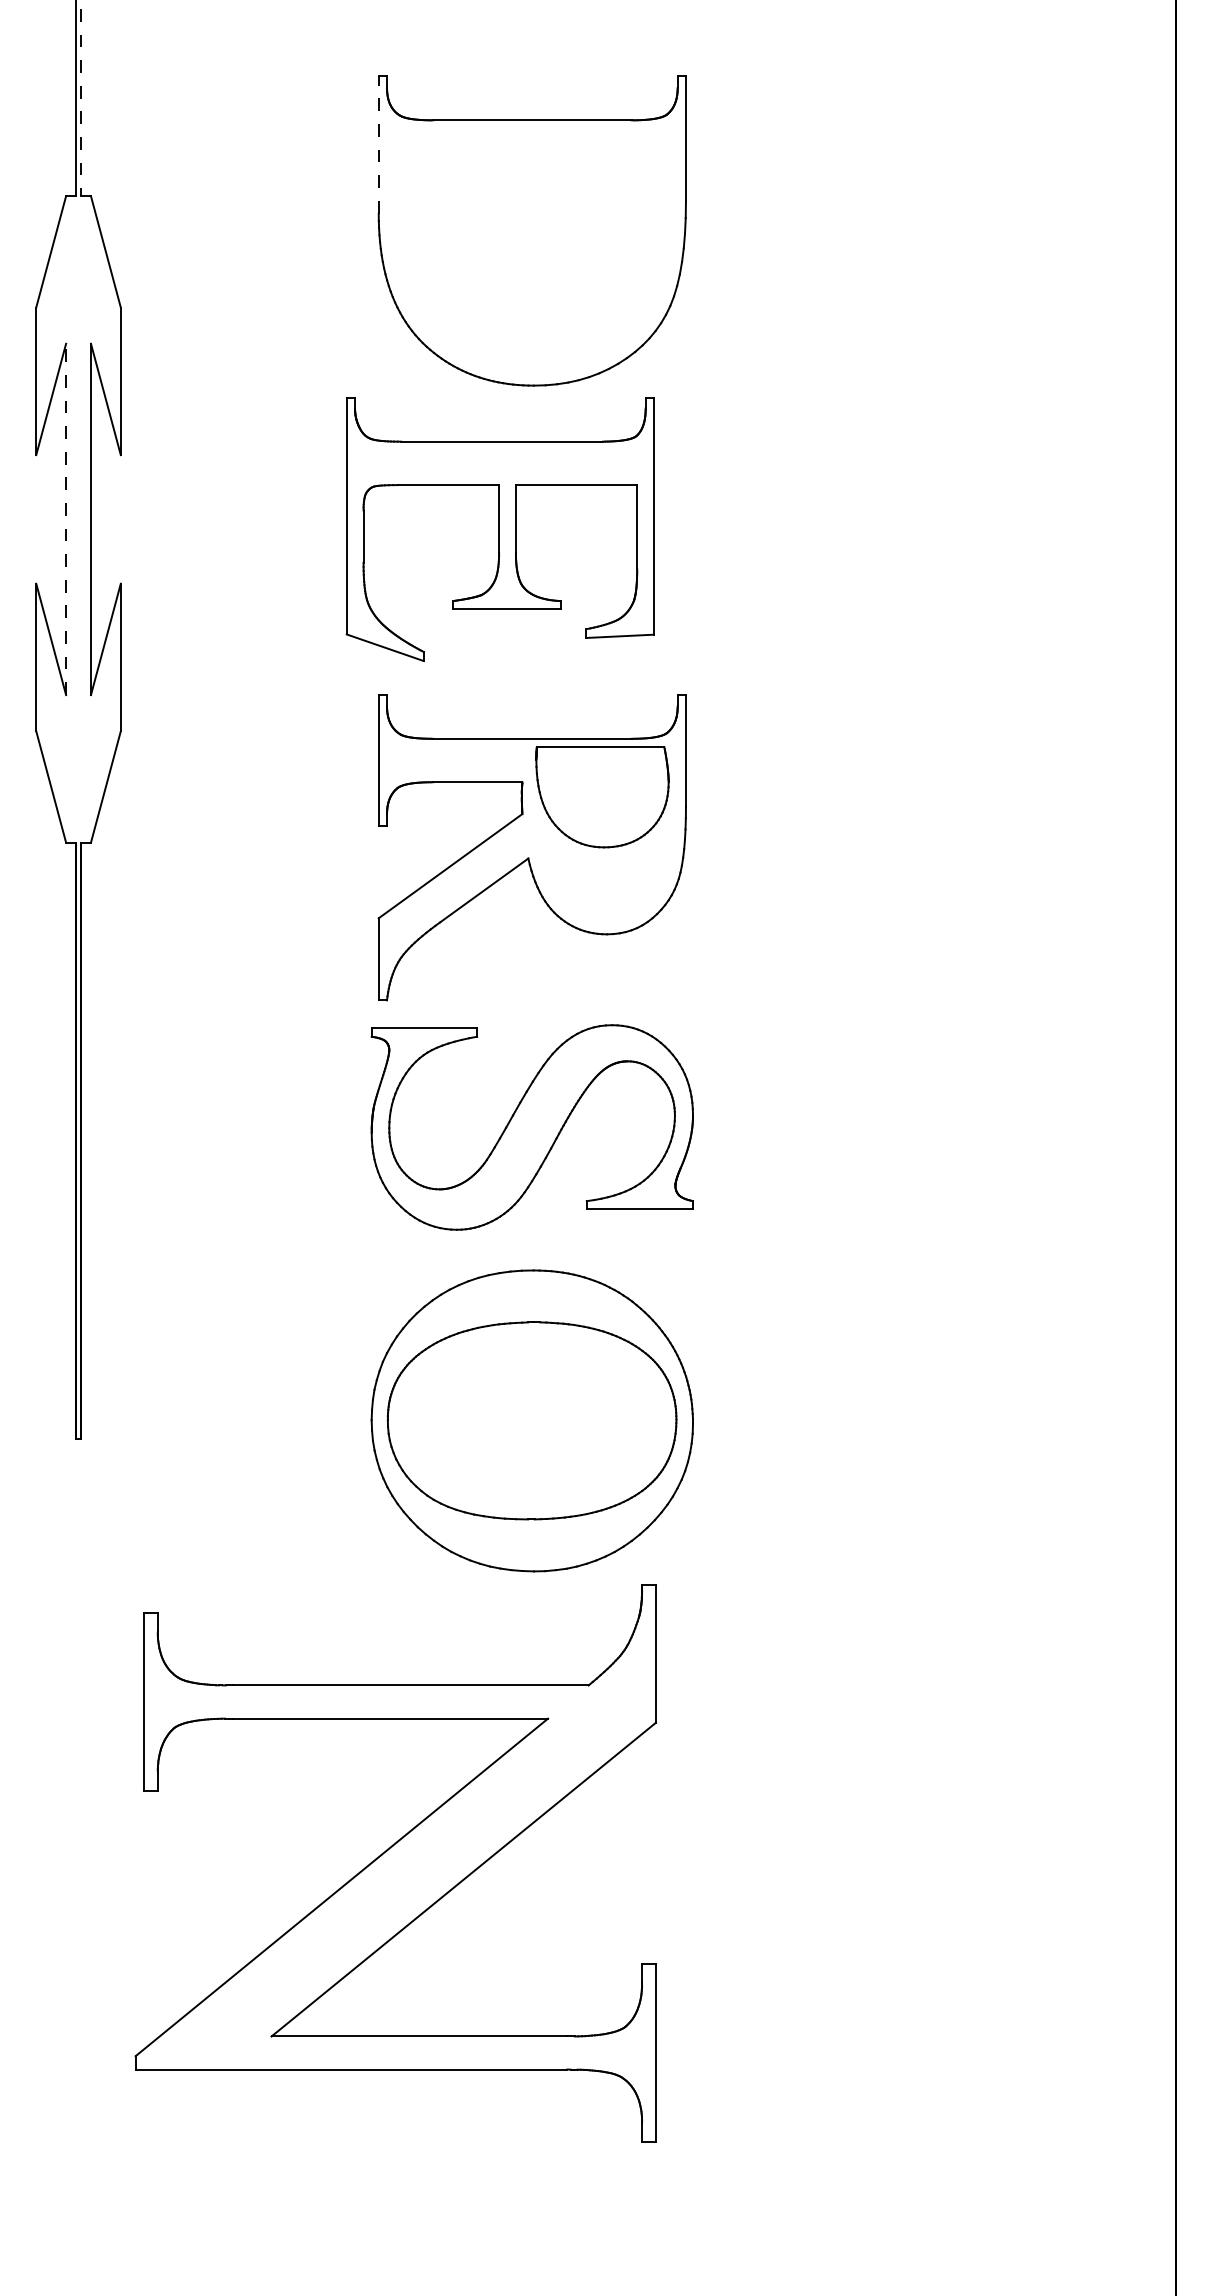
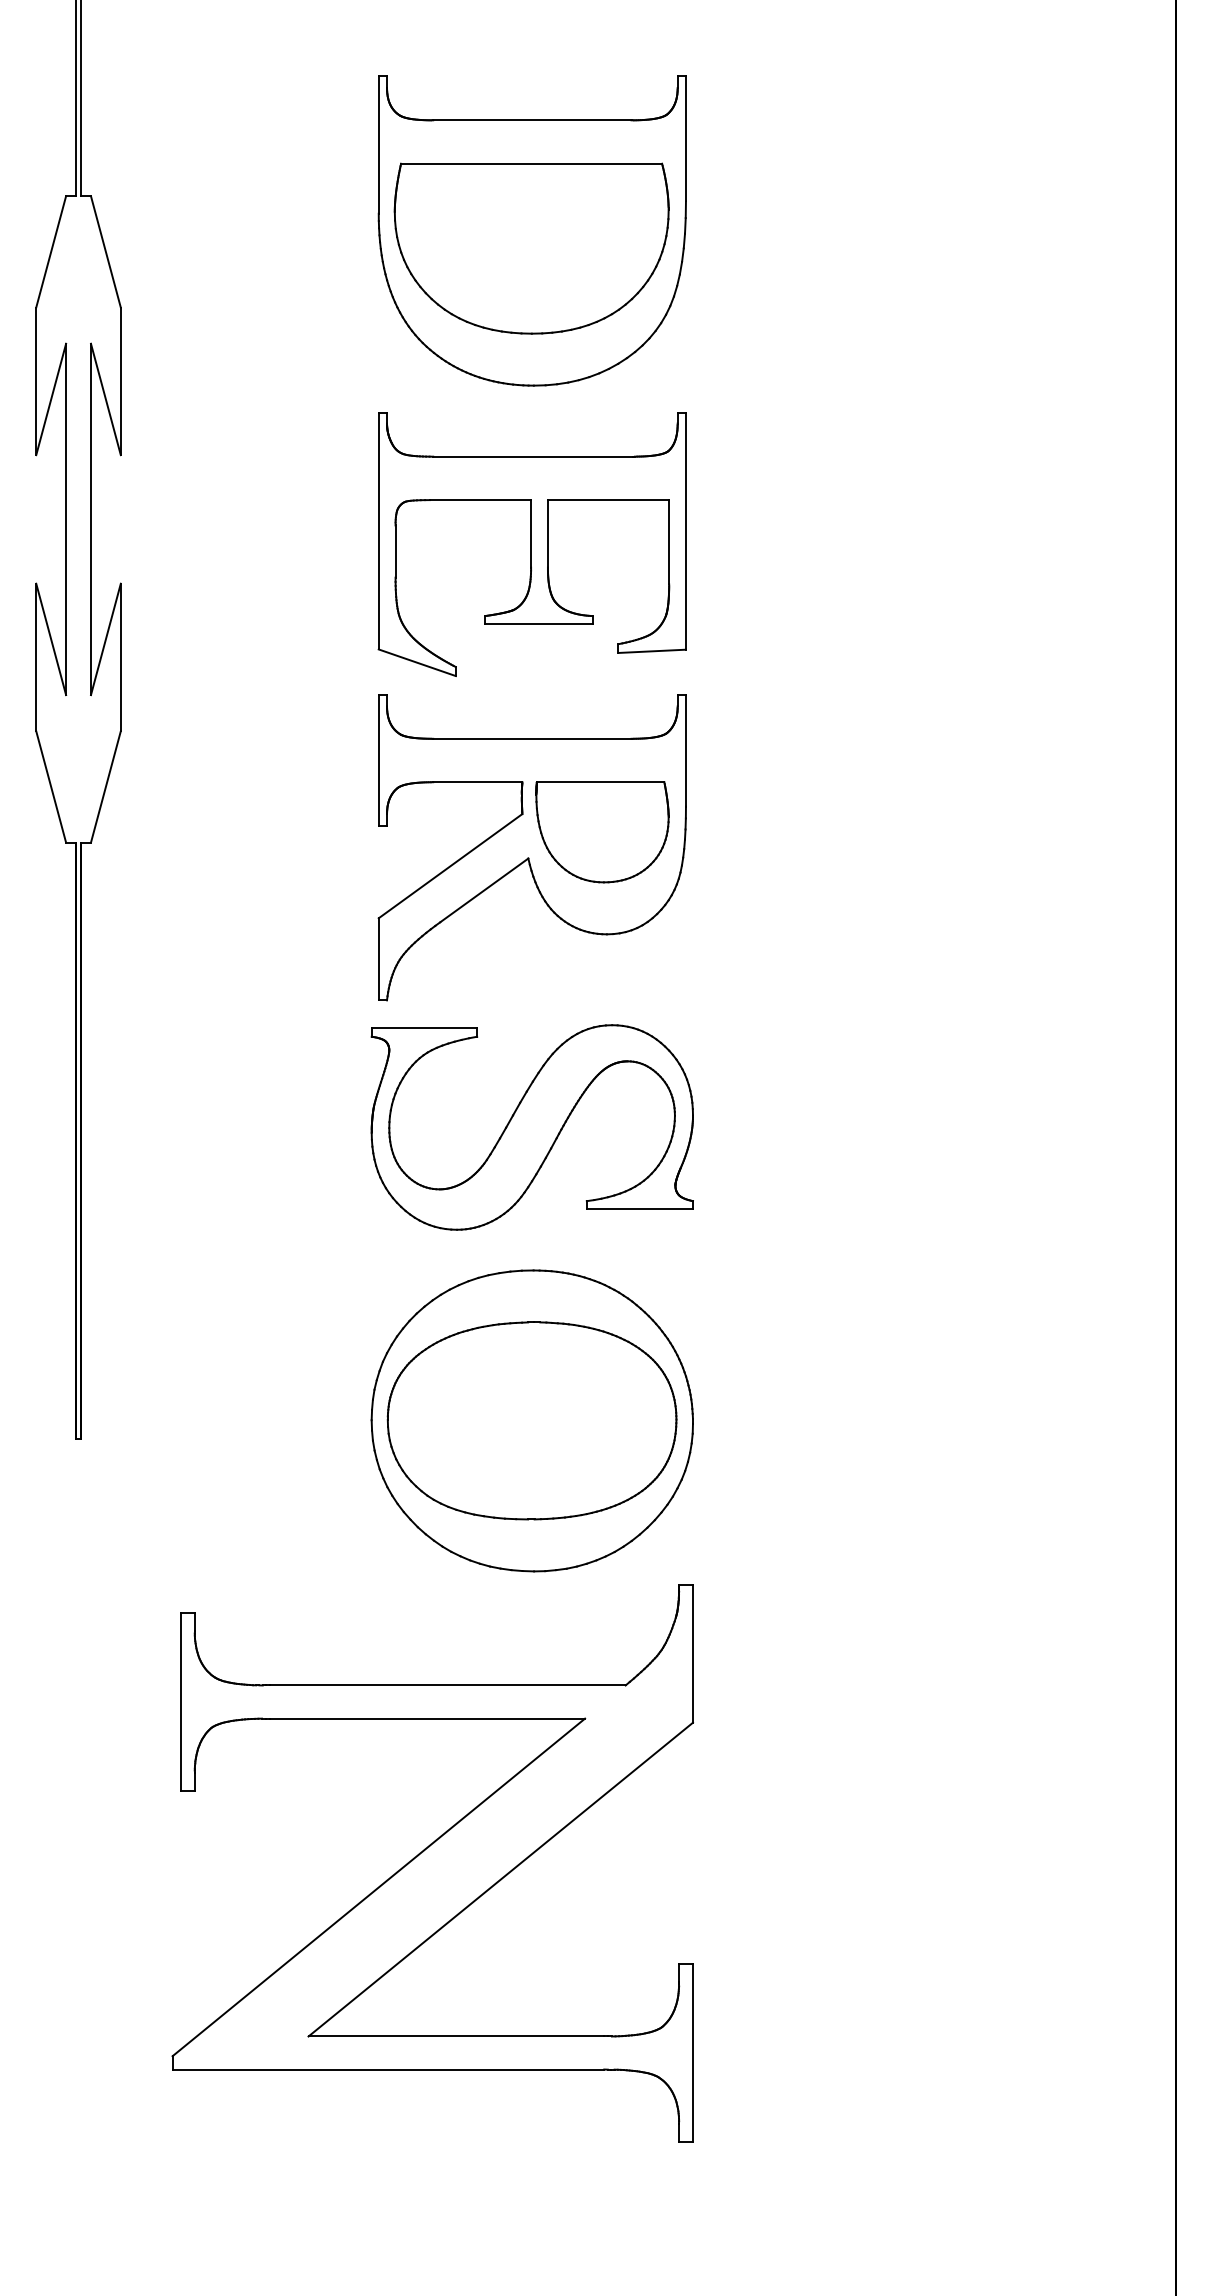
line: dashed -> solid (80, 98)
line: dashed -> solid (378, 145)
part: none -> present (531, 248)
line: dashed -> solid (66, 519)
part position: (499, 529) -> (531, 544) (531, 544)
part position: (602, 797) -> (602, 832) (602, 832)
part position: (395, 1863) -> (432, 1863) (432, 1863)
